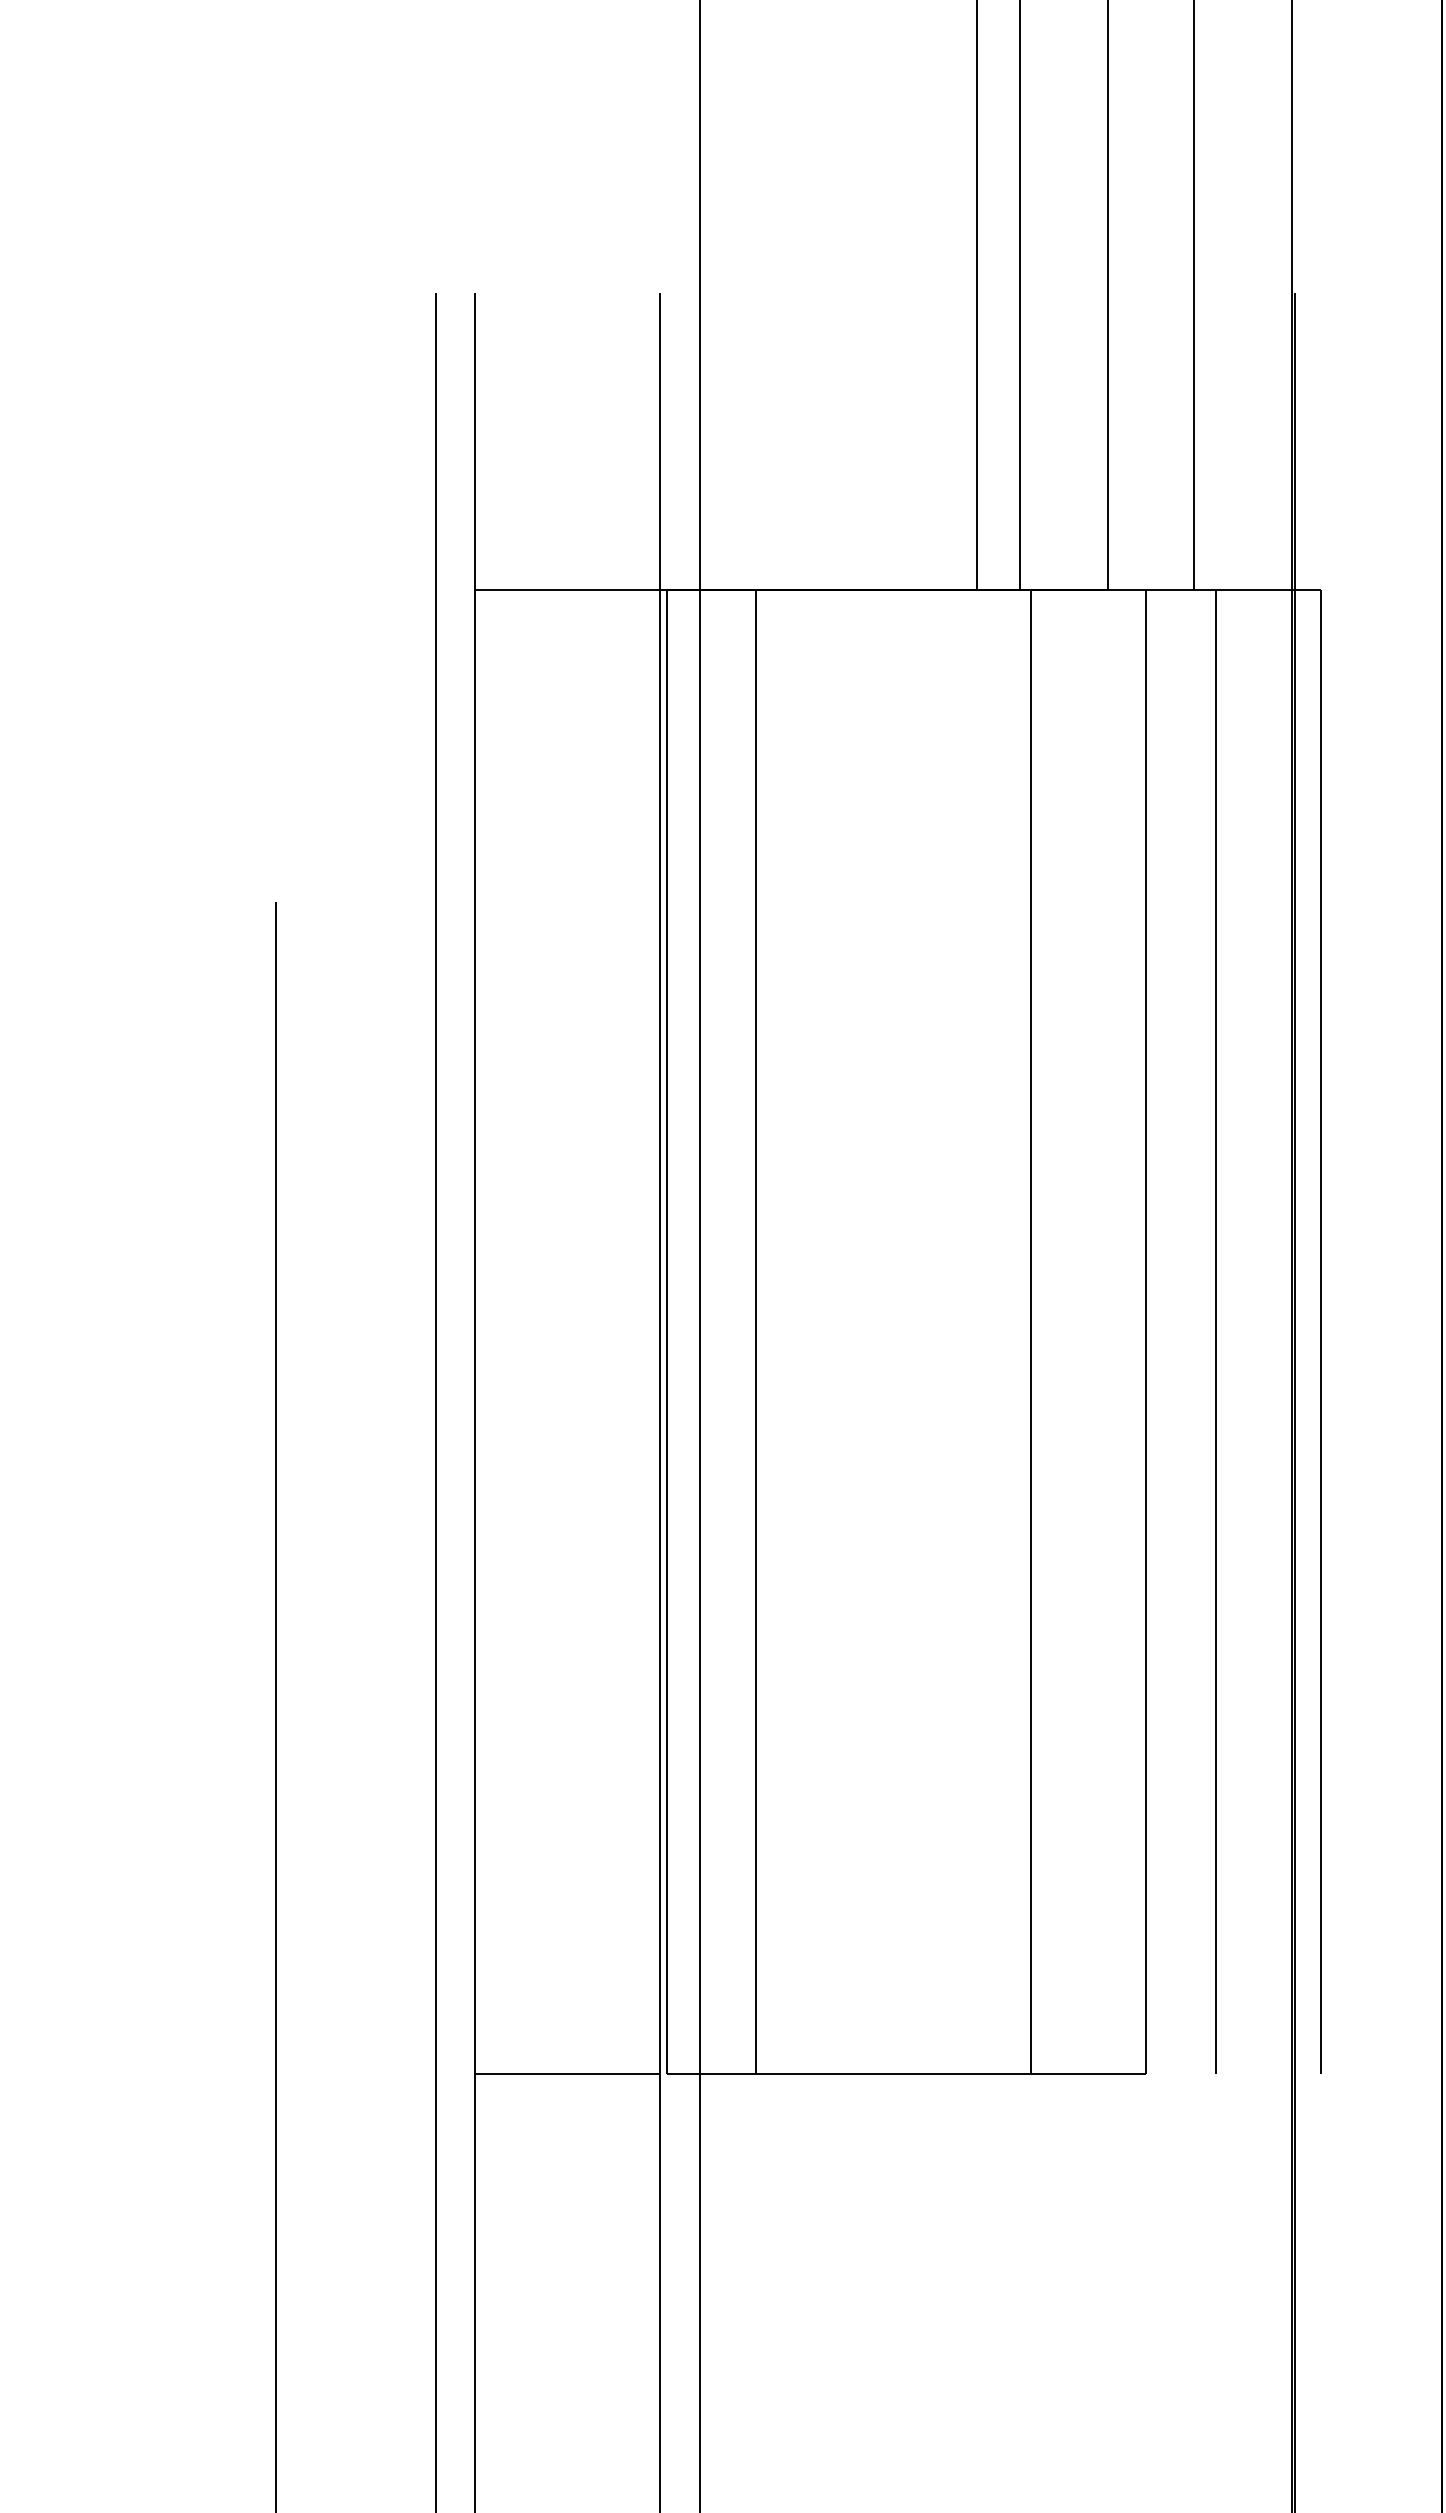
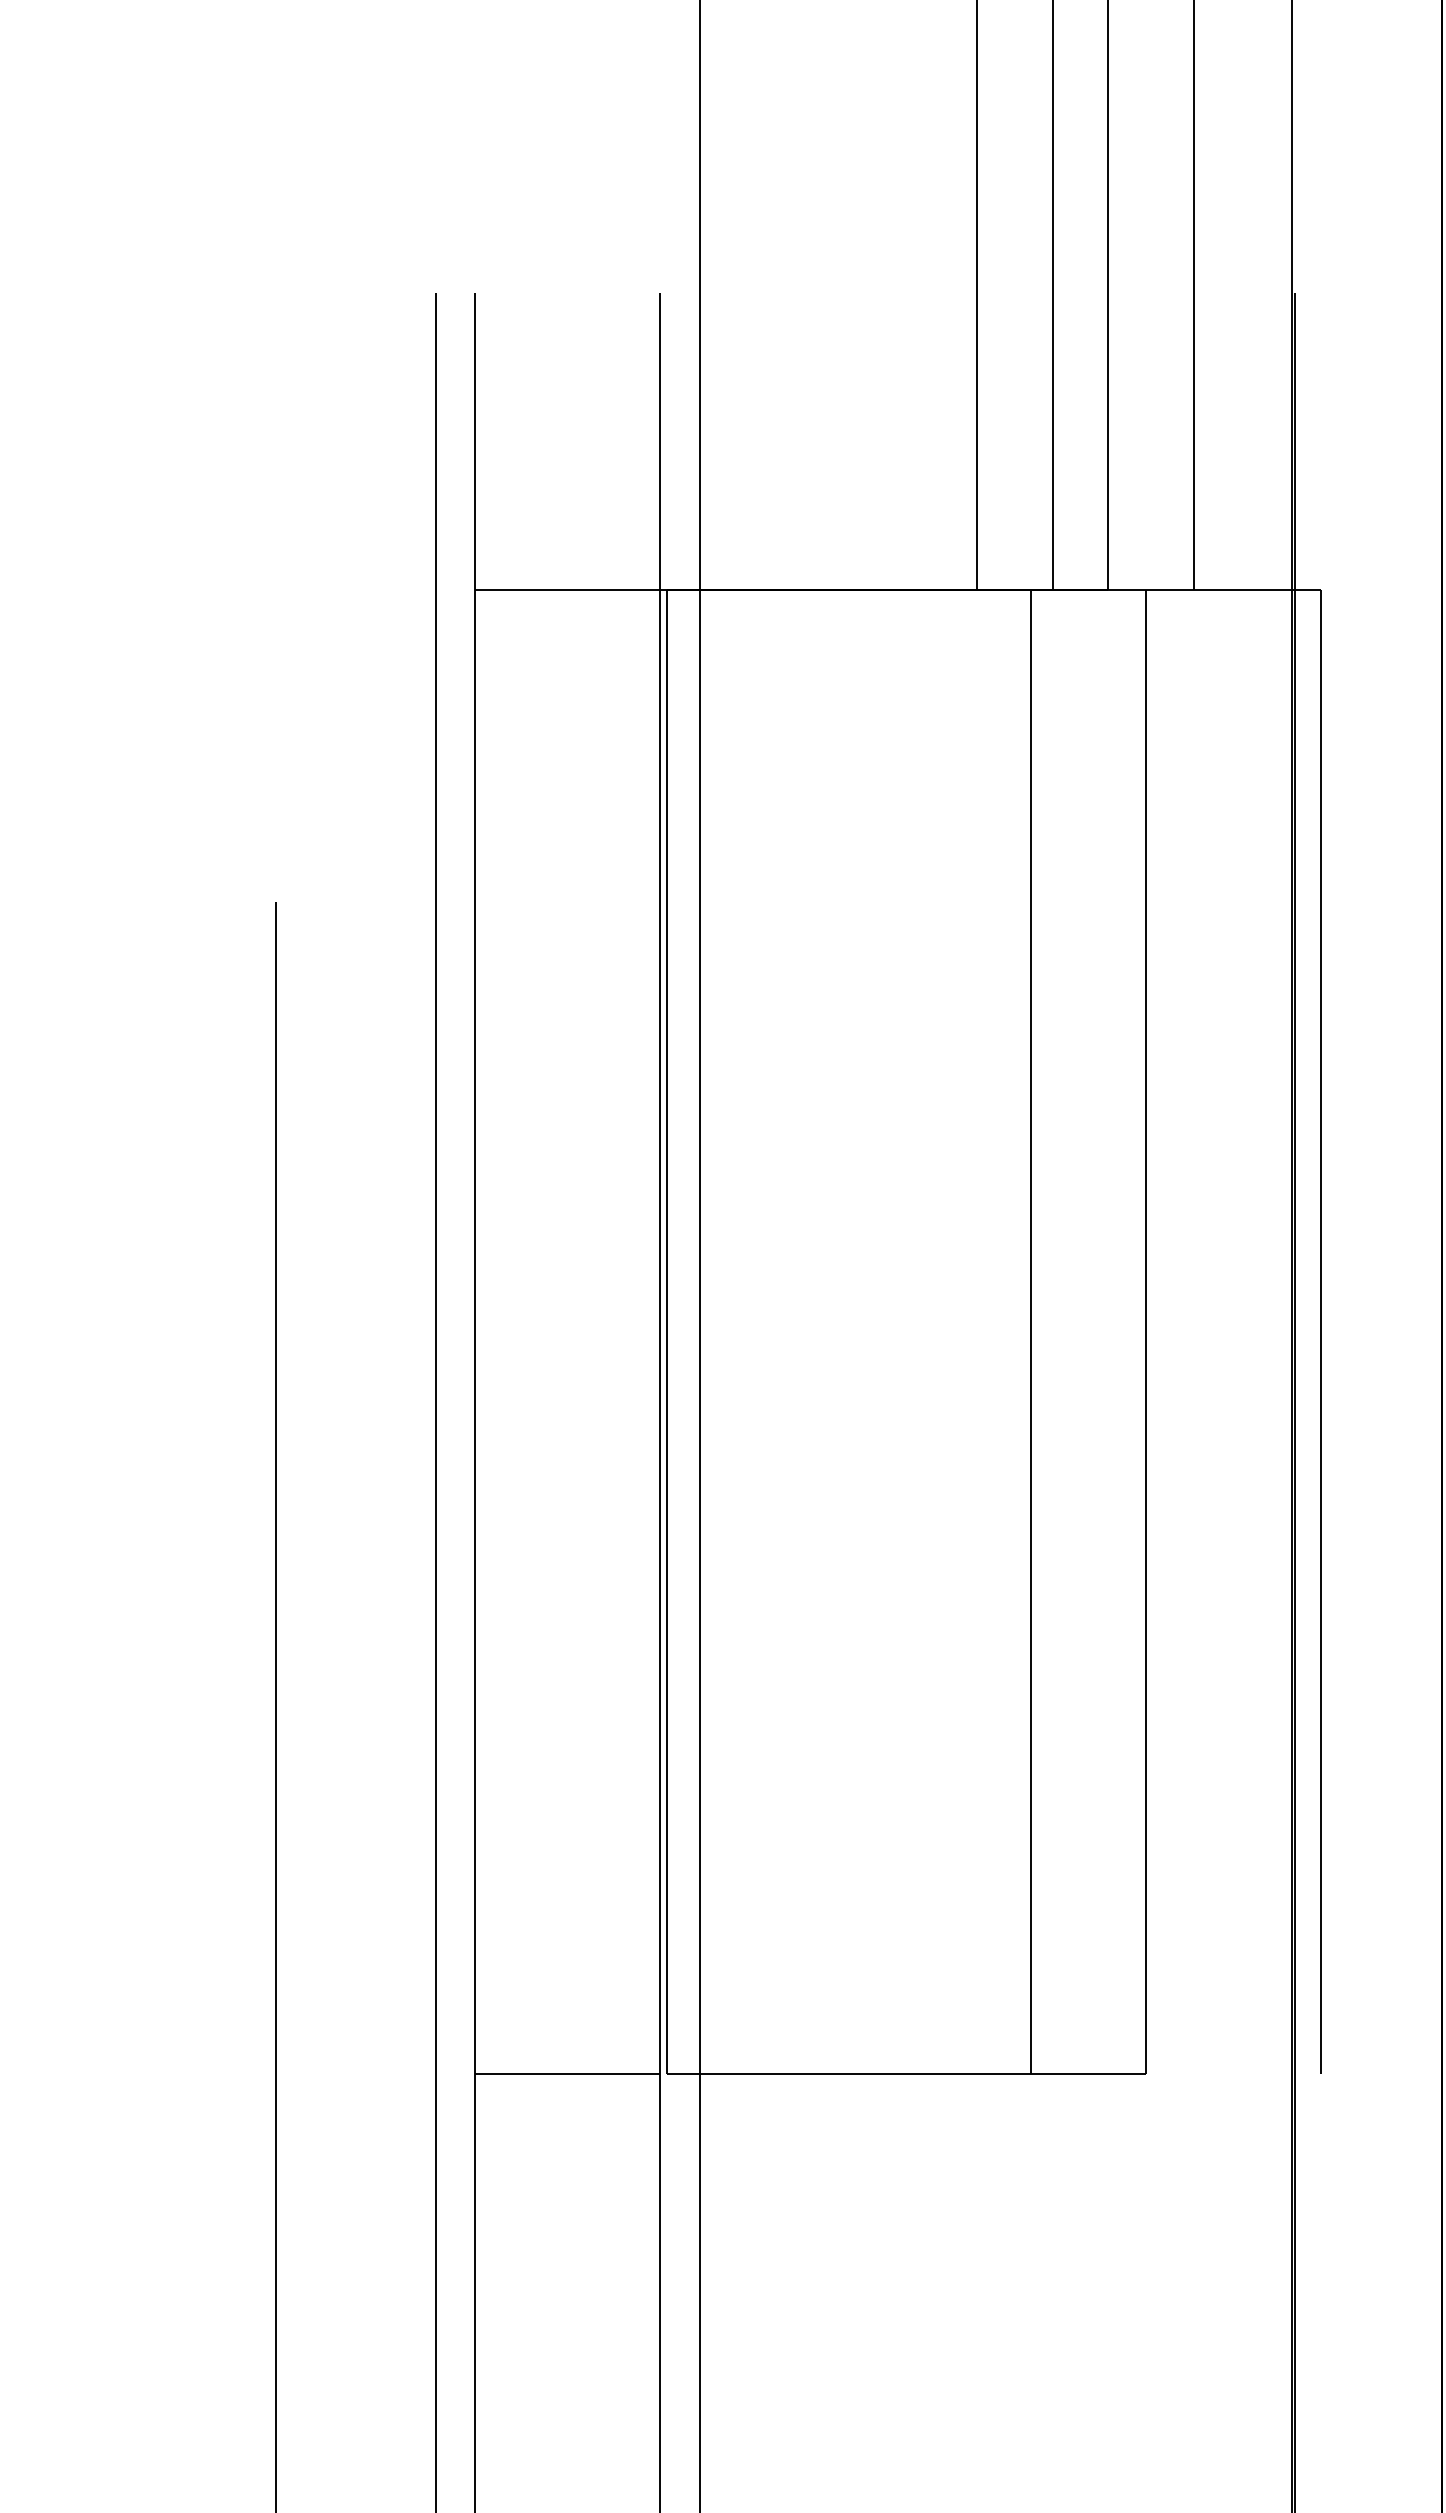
line position: (1019, 296) -> (1052, 296) (1052, 296)
line: present -> none (756, 1331)
line: present -> none (1216, 1331)
